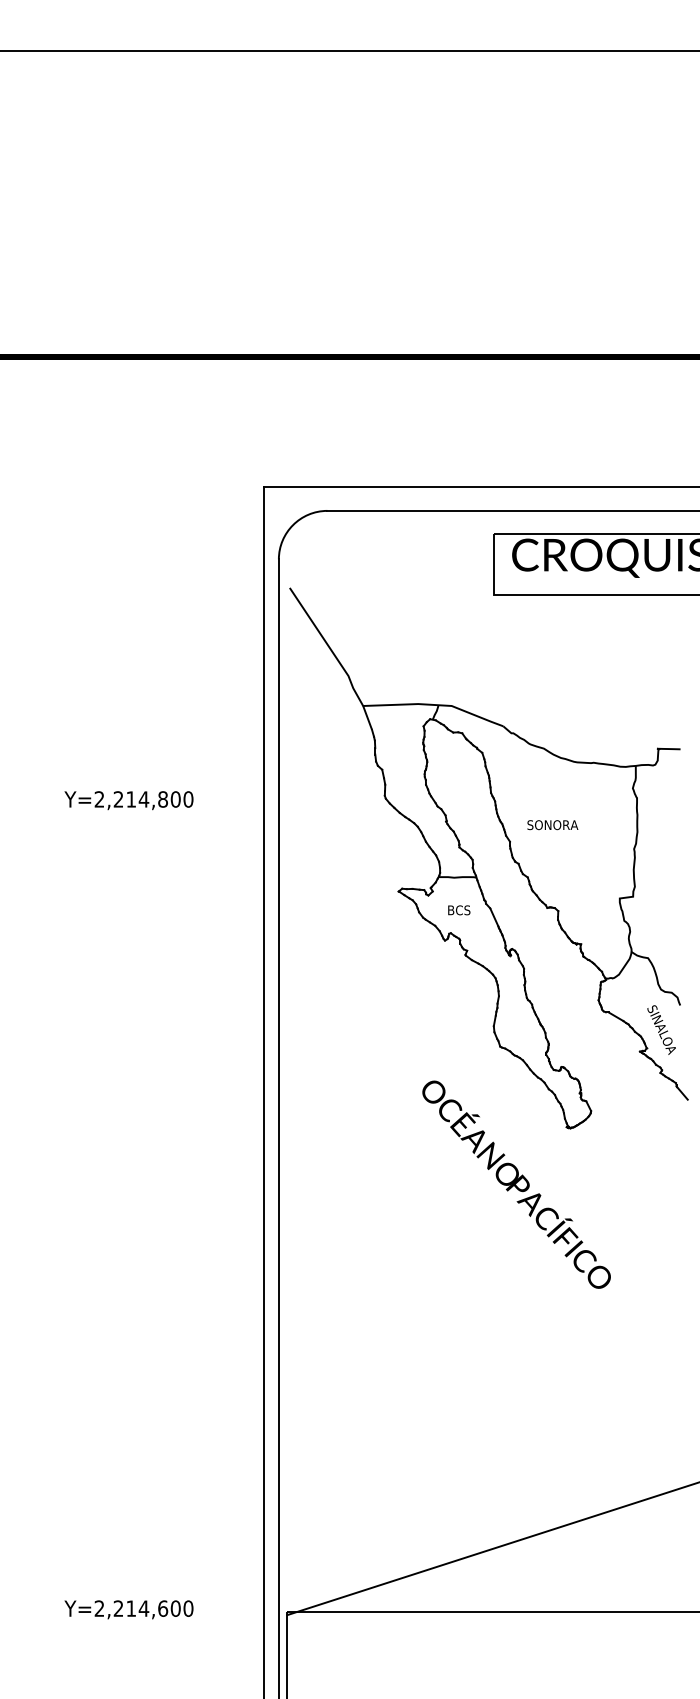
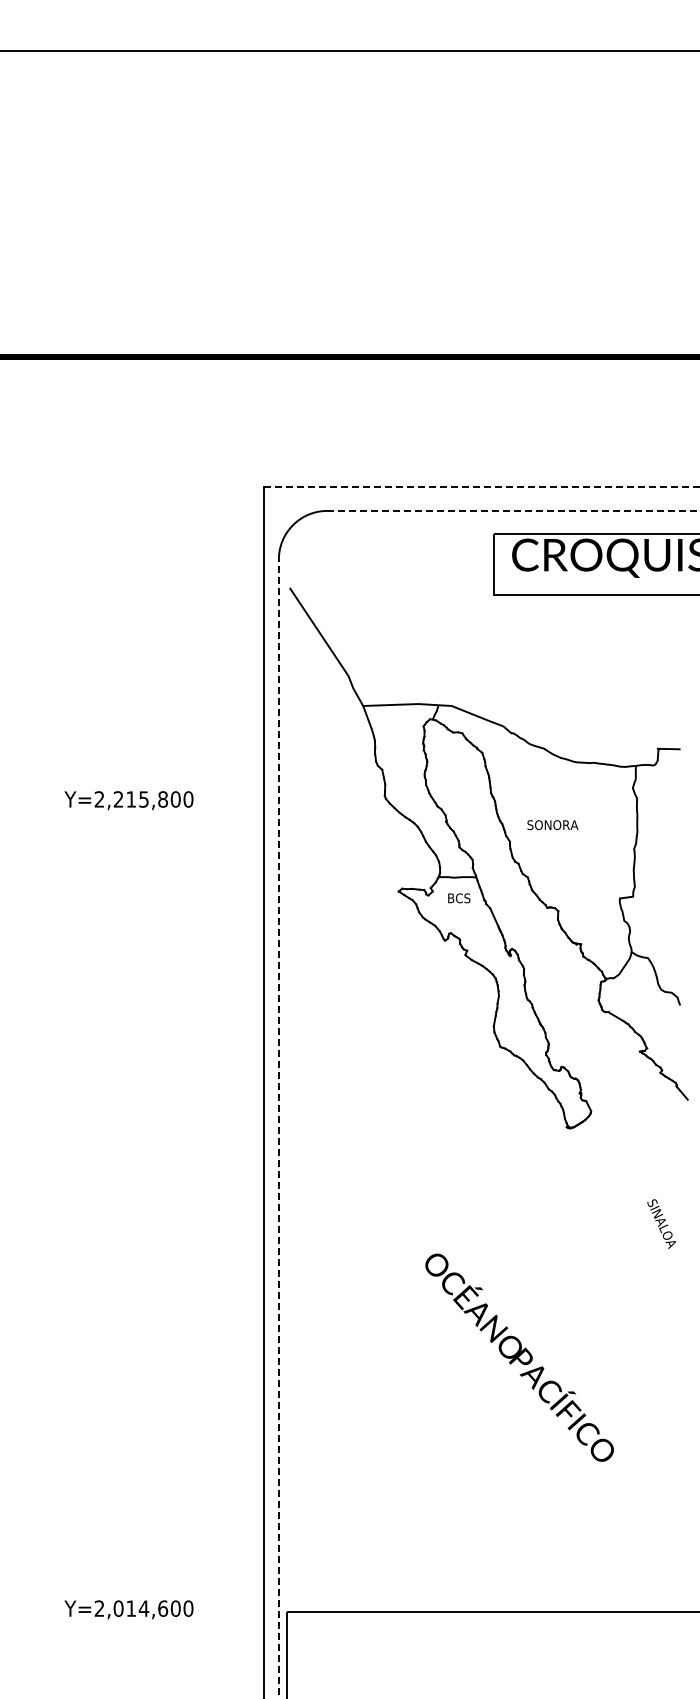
line: solid -> dashed (481, 486)
line: solid -> dashed (513, 510)
text: Y=2,214,800 -> Y=2,215,800 (143, 799)
text position: (459, 910) -> (459, 898) (459, 898)
text position: (661, 1029) -> (661, 1223) (661, 1223)
line: solid -> dashed (278, 1128)
text position: (516, 1184) -> (519, 1357) (519, 1357)
line: present -> none (491, 1549)
text: Y=2,214,600 -> Y=2,014,600 (118, 1608)
